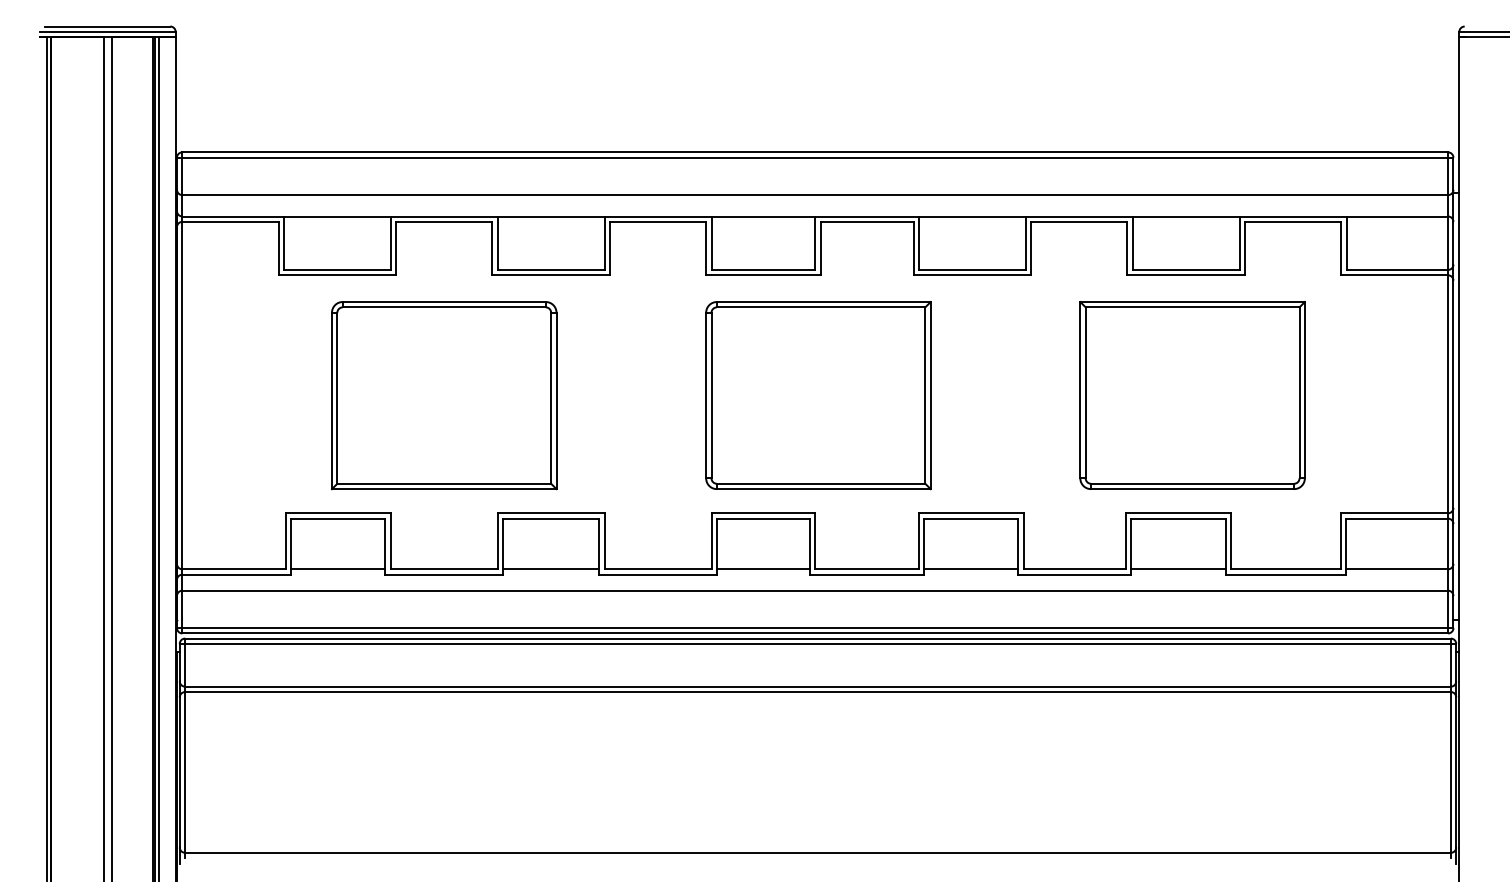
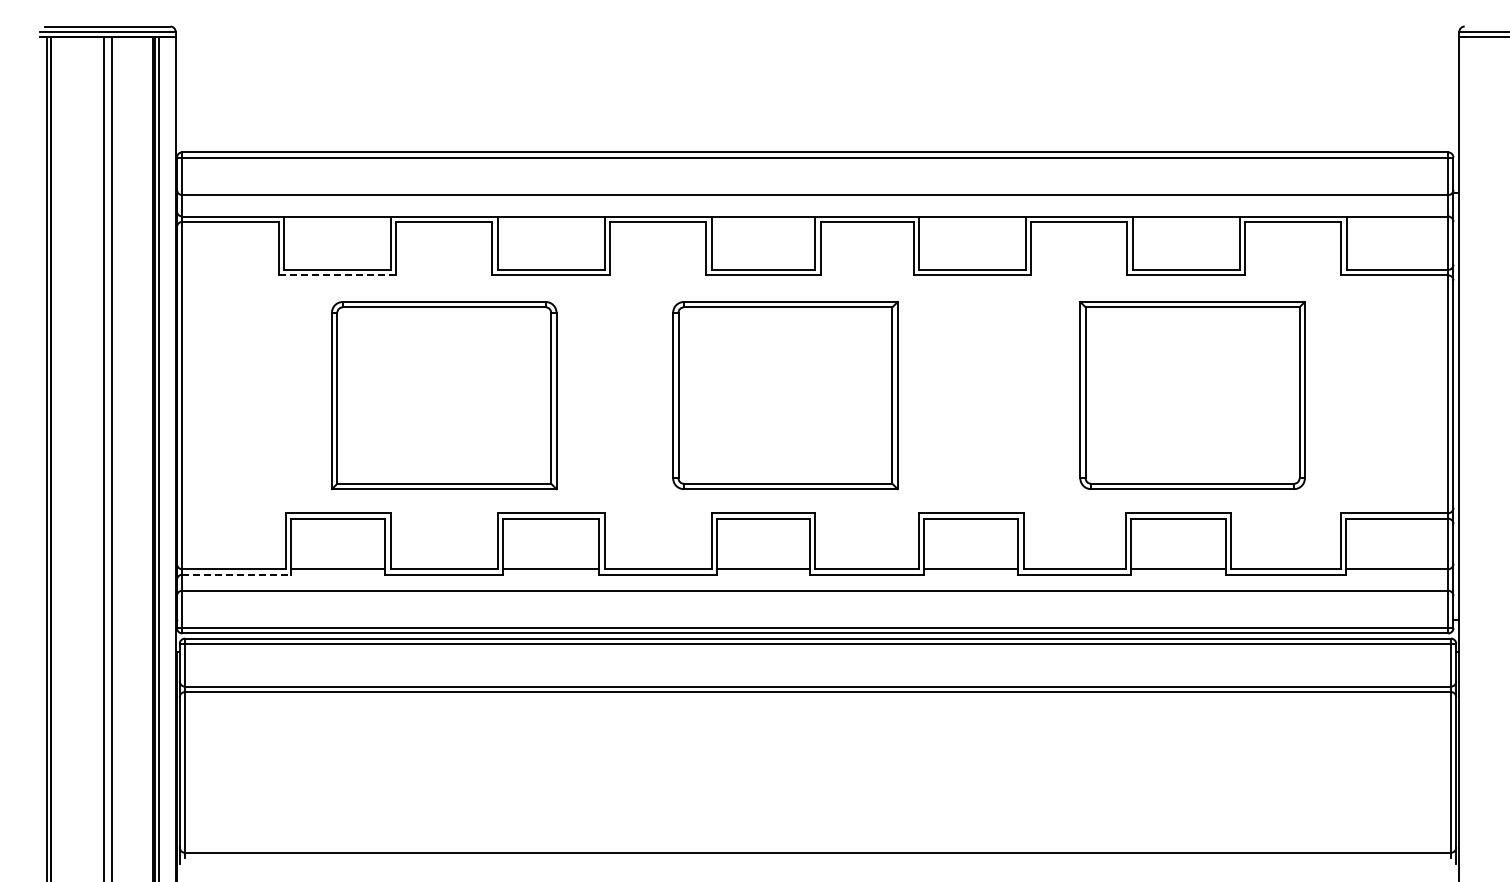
line: solid -> dashed (337, 275)
part position: (818, 395) -> (785, 395) (785, 395)
line: solid -> dashed (237, 574)
